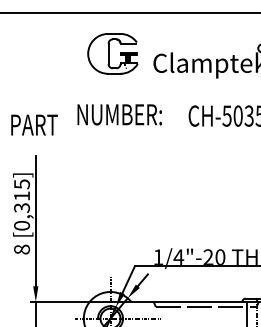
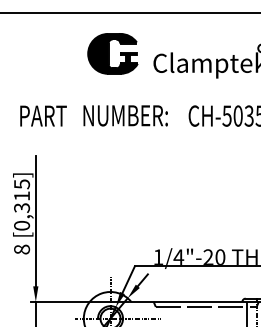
fill: none -> present (112, 53)
text position: (119, 114) -> (125, 115) (125, 115)
text position: (34, 124) -> (43, 115) (43, 115)
